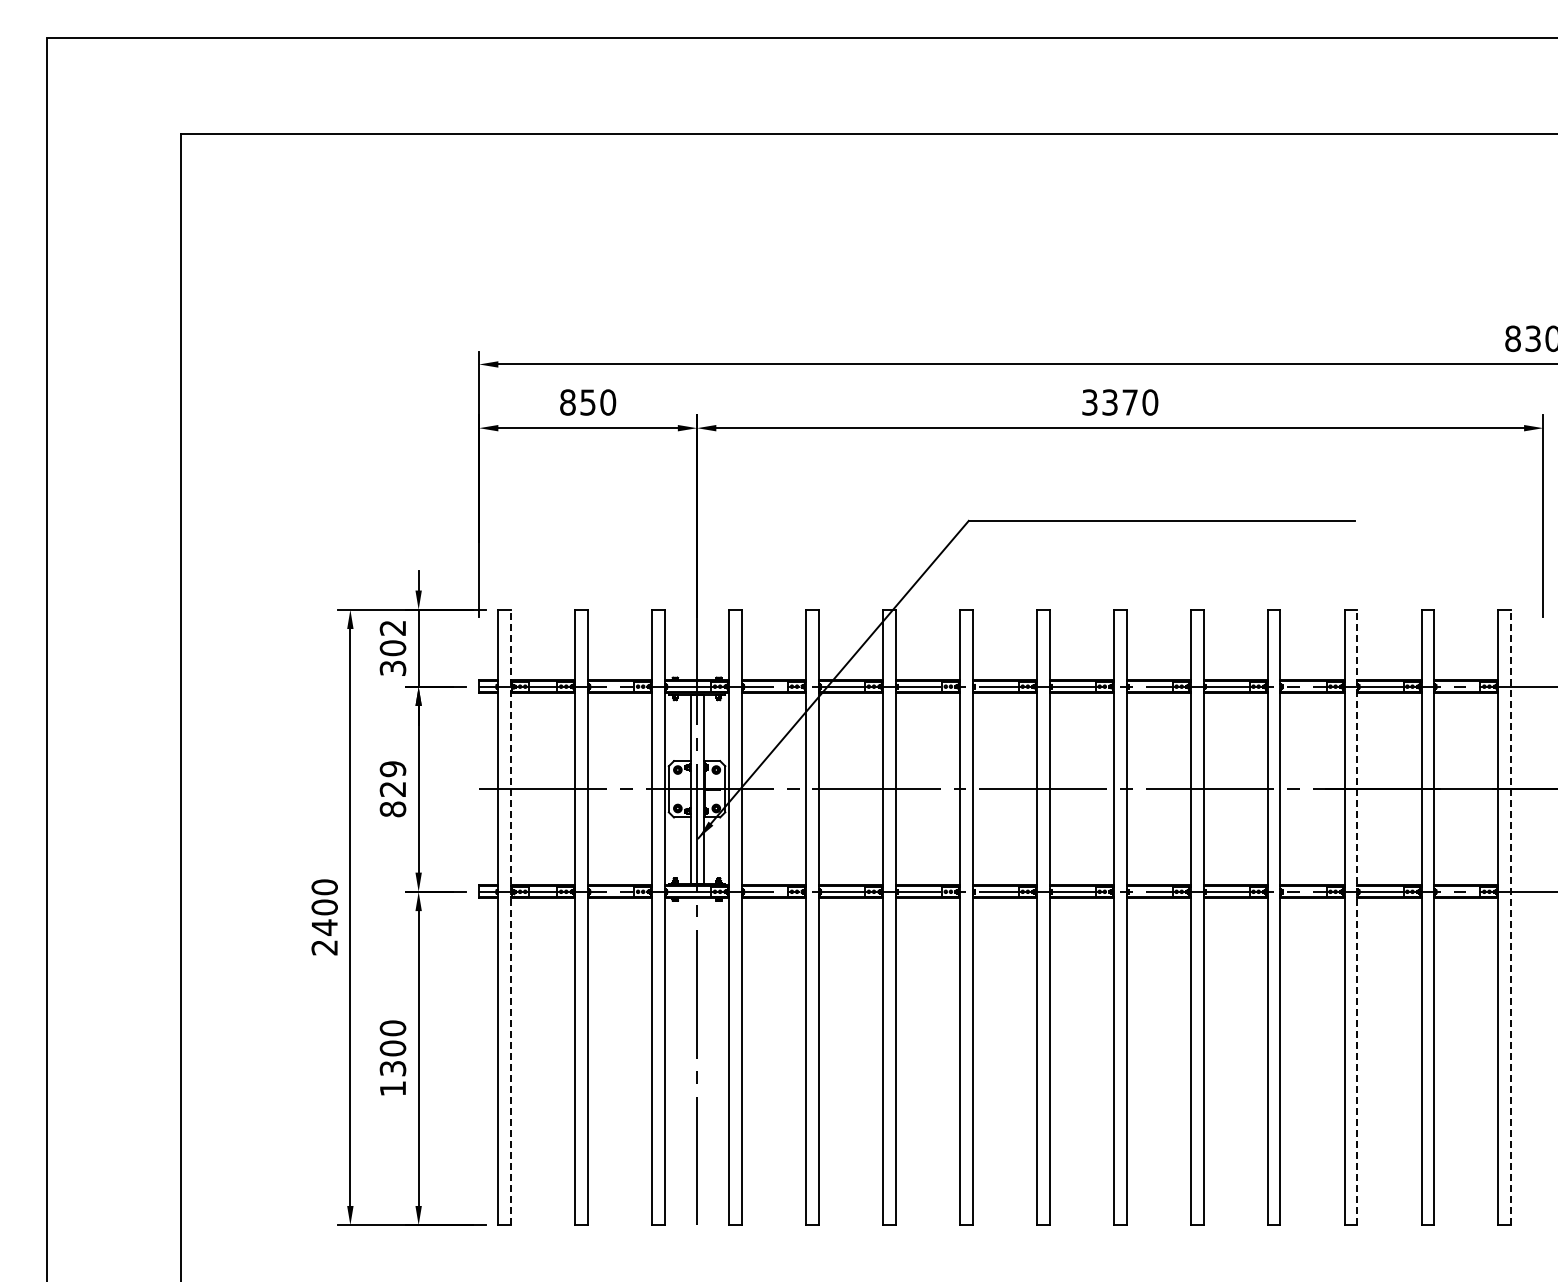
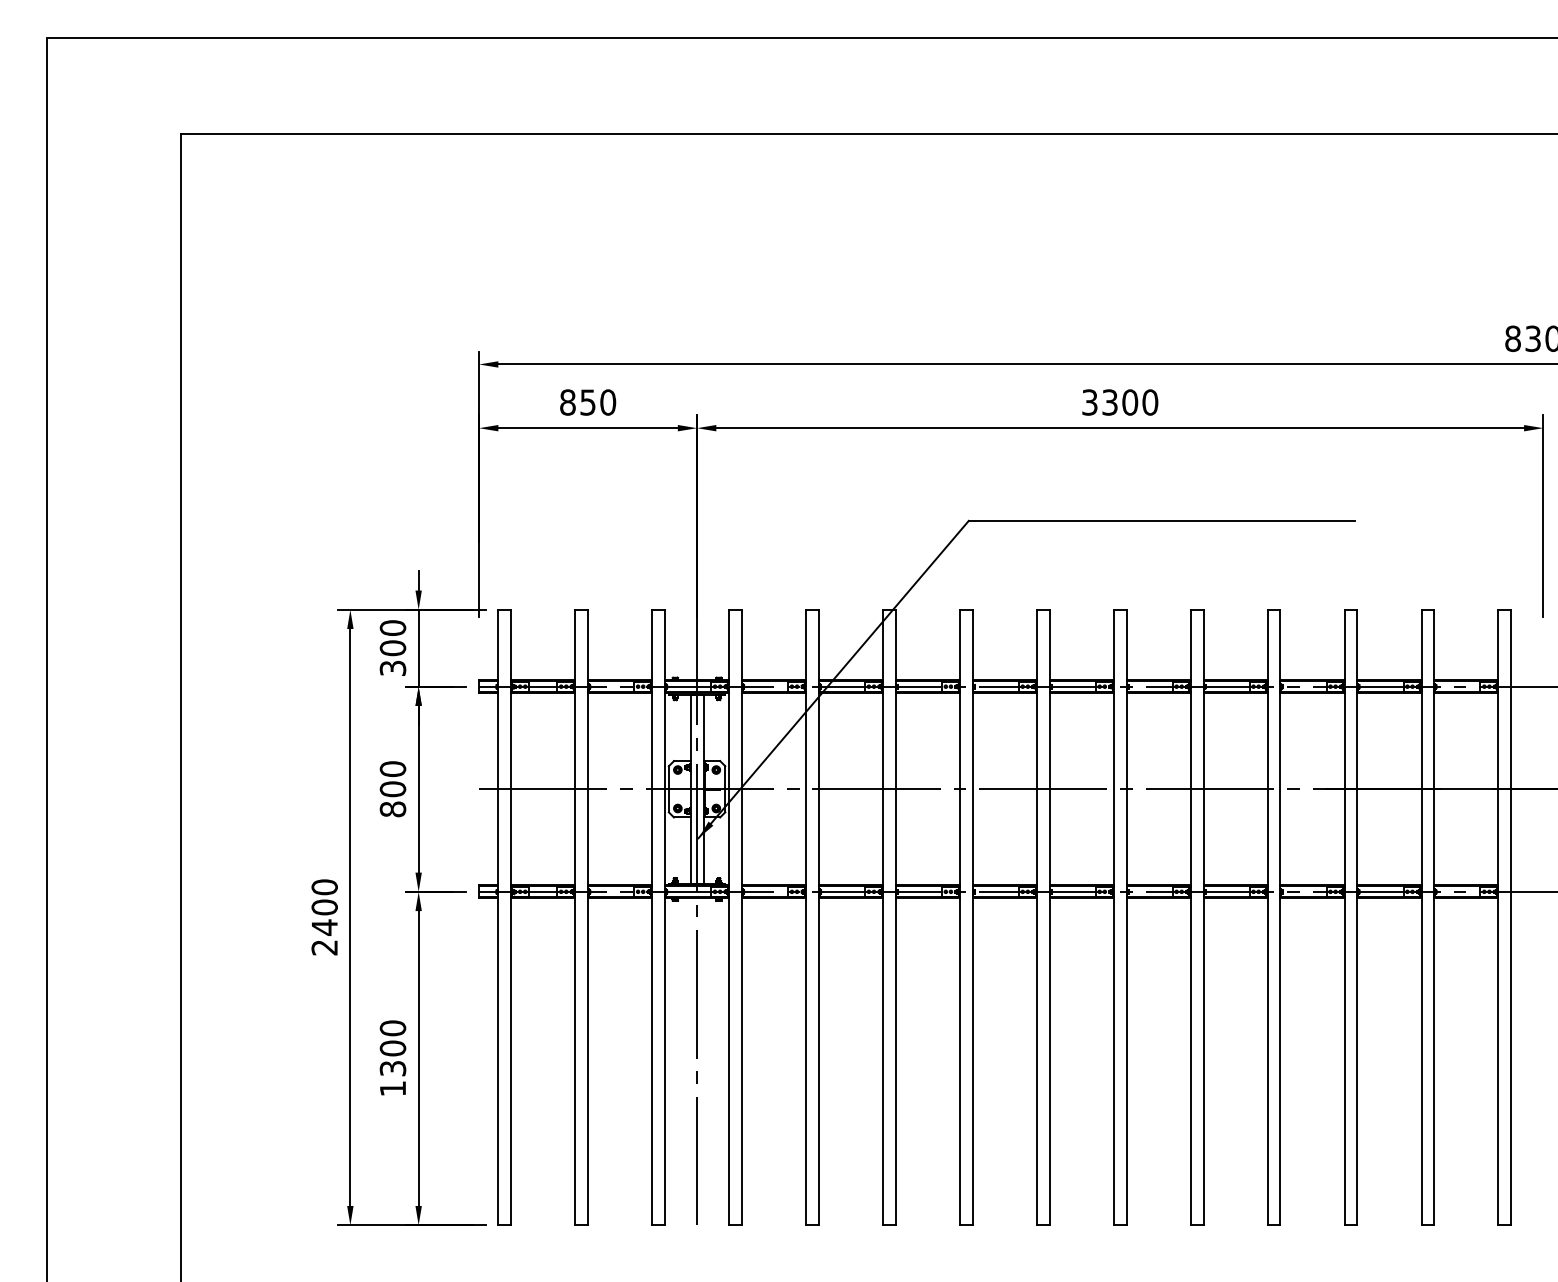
text: 3370 -> 3300 (1130, 402)
text: 302 -> 300 (392, 627)
text: 829 -> 800 (392, 779)
line: dashed -> solid (511, 917)
line: dashed -> solid (1357, 917)
line: dashed -> solid (1511, 917)
